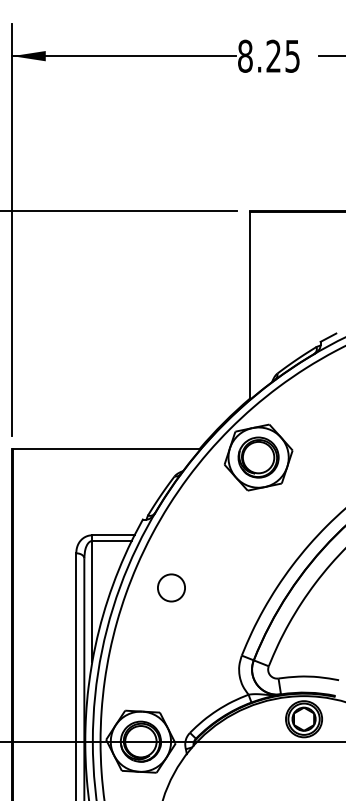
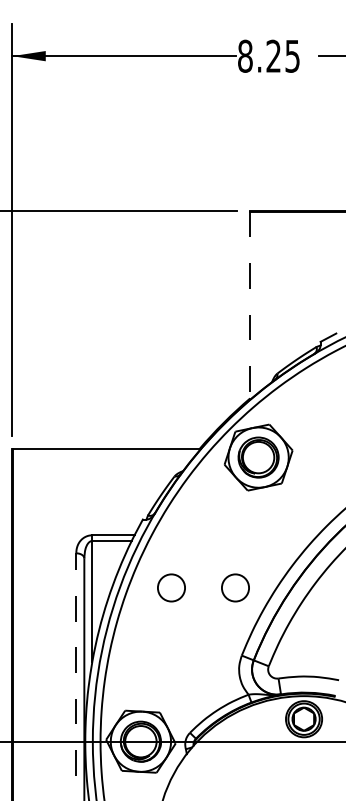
line: solid -> dashed (250, 306)
circle: none -> present (235, 587)
line: solid -> dashed (76, 676)
